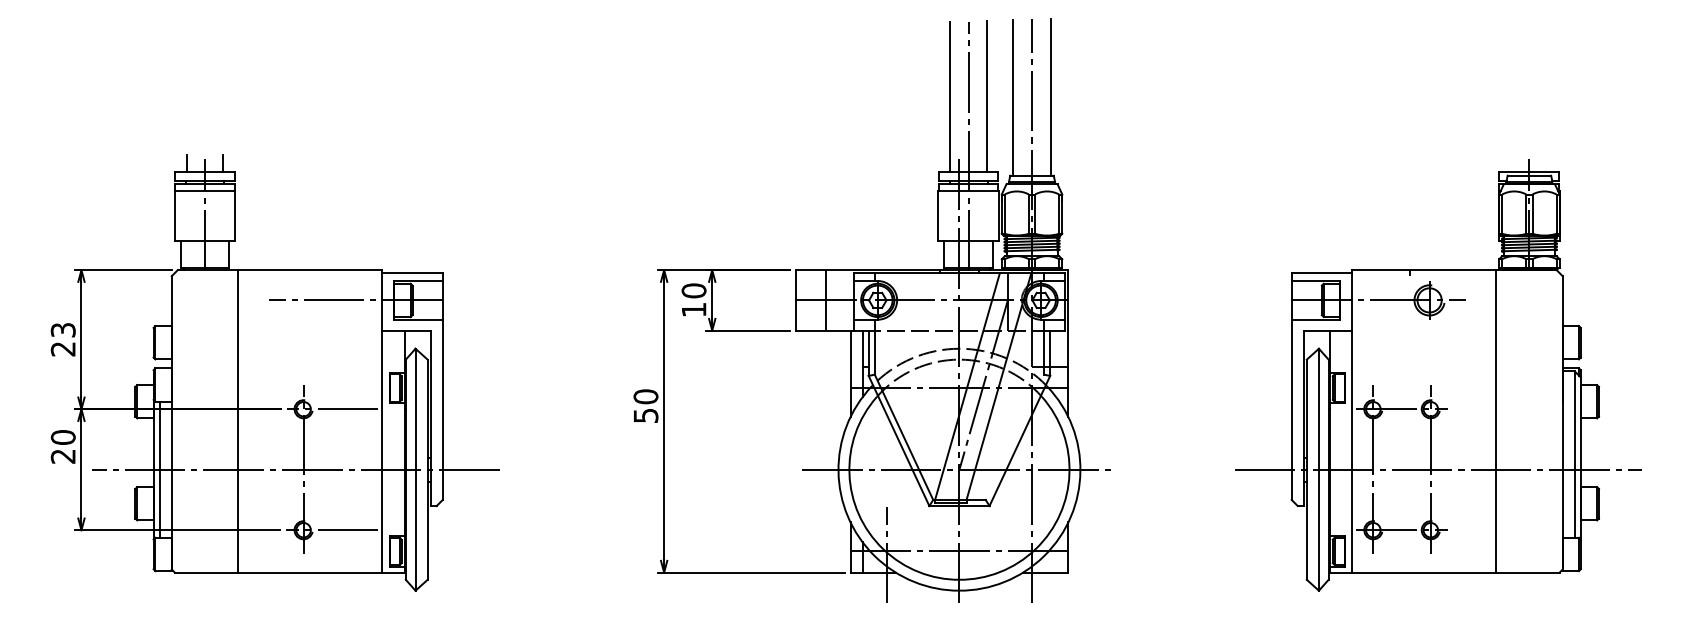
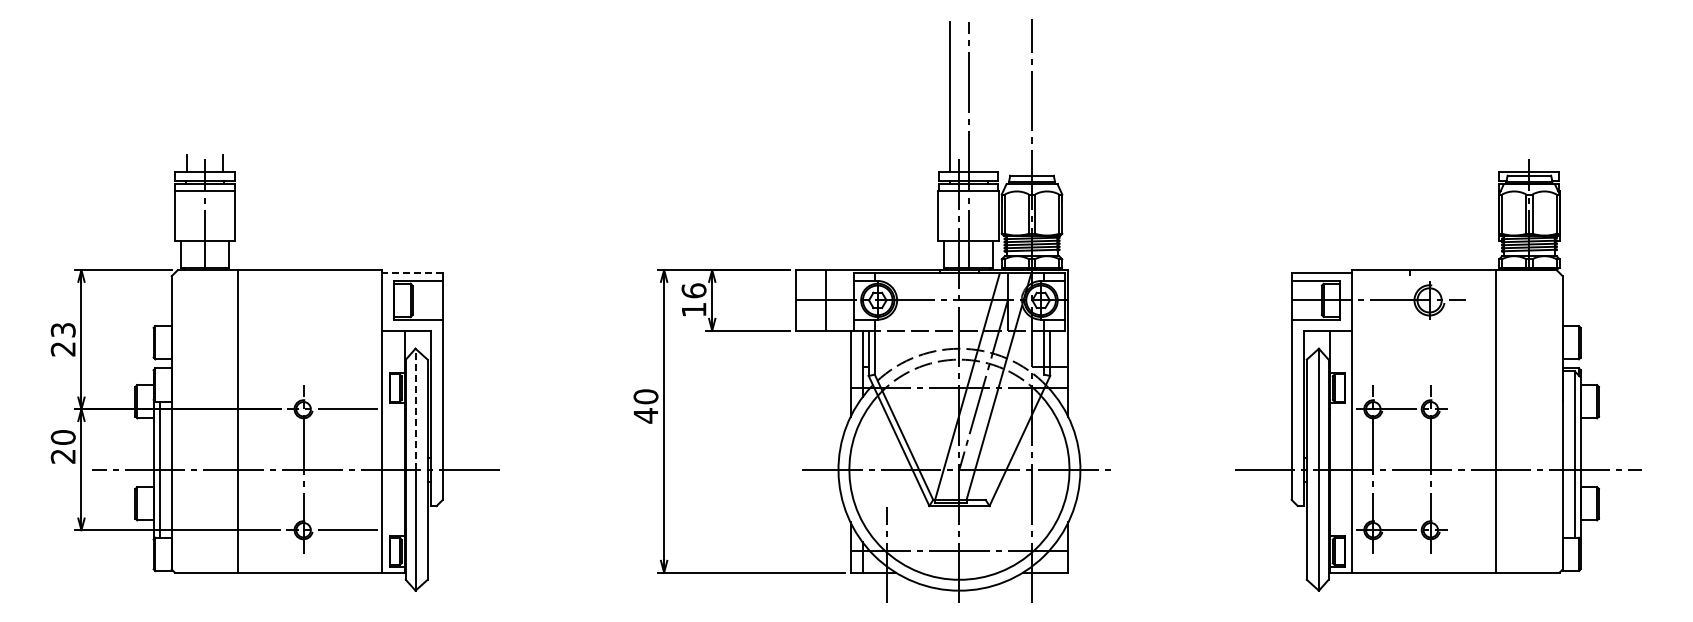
line: present -> none (986, 95)
line: present -> none (1050, 96)
line: present -> none (1013, 97)
line: solid -> dashed (412, 273)
text: 10 -> 16 (693, 290)
line: present -> none (355, 300)
line: solid -> dashed (415, 408)
text: 50 -> 40 (646, 415)
